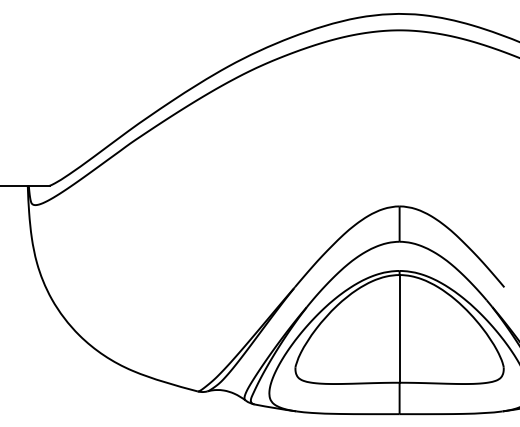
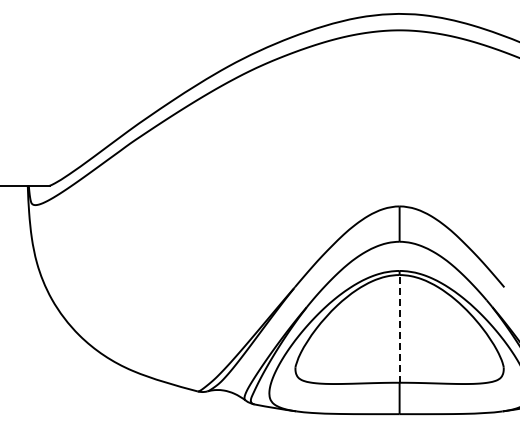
line: solid -> dashed (399, 328)
